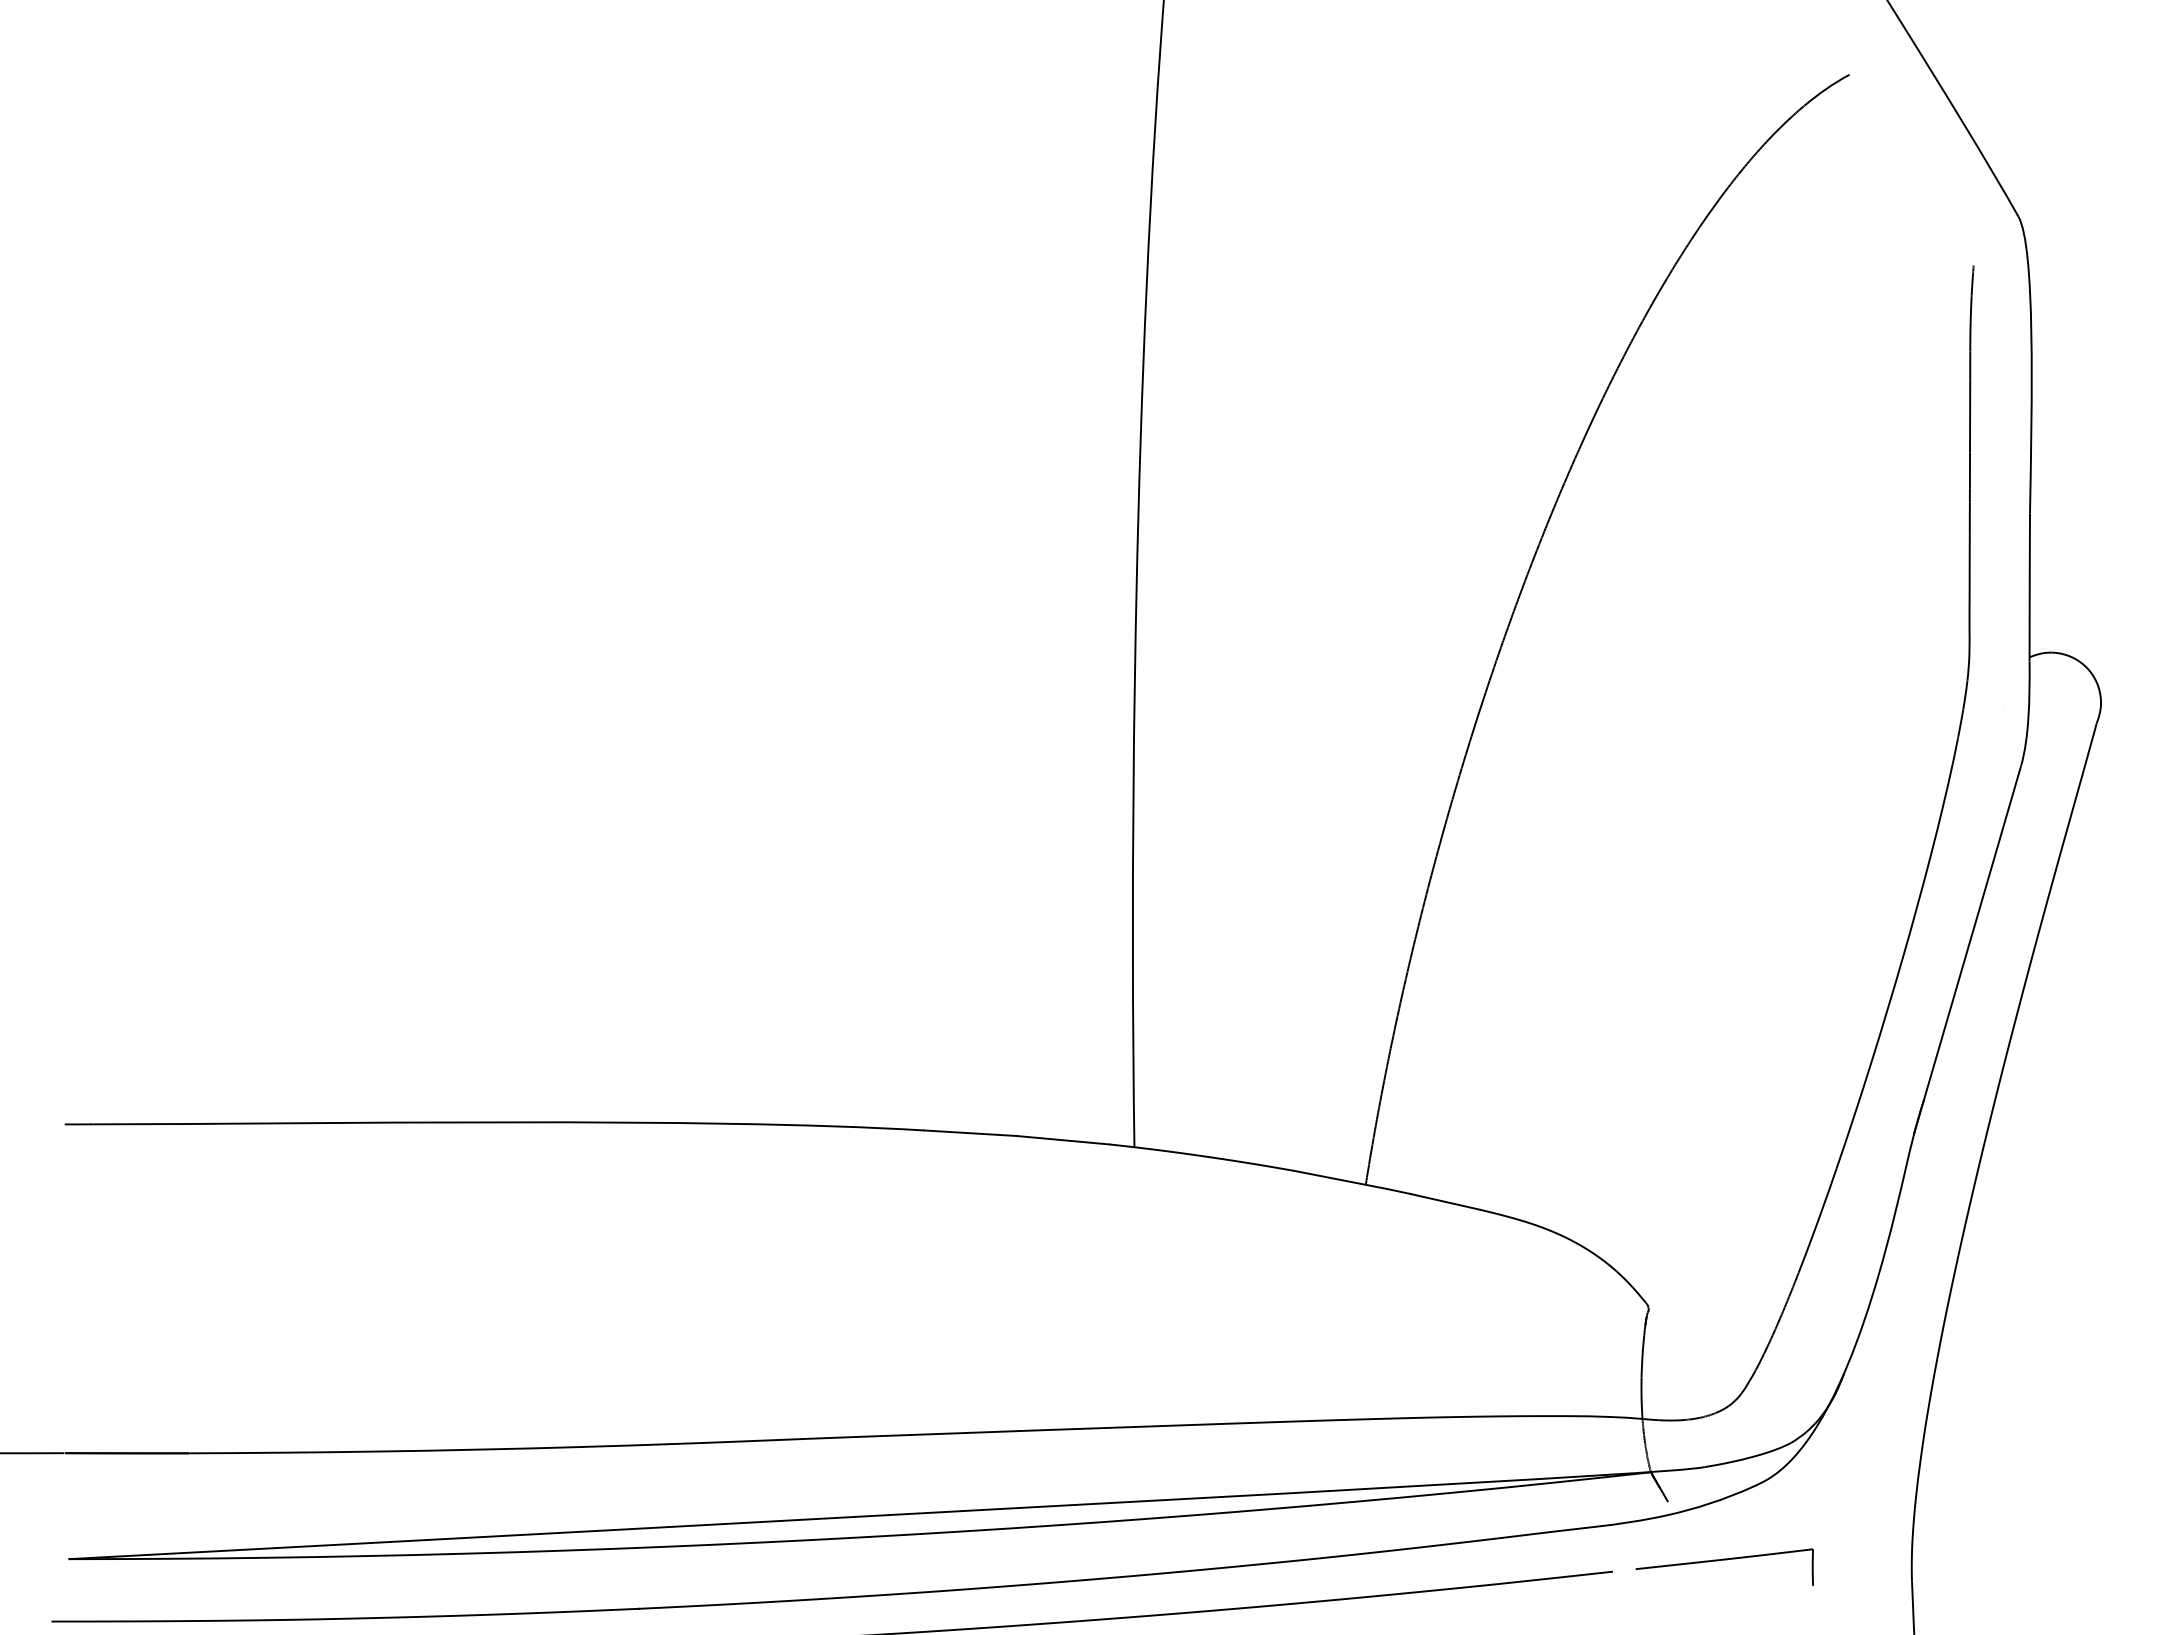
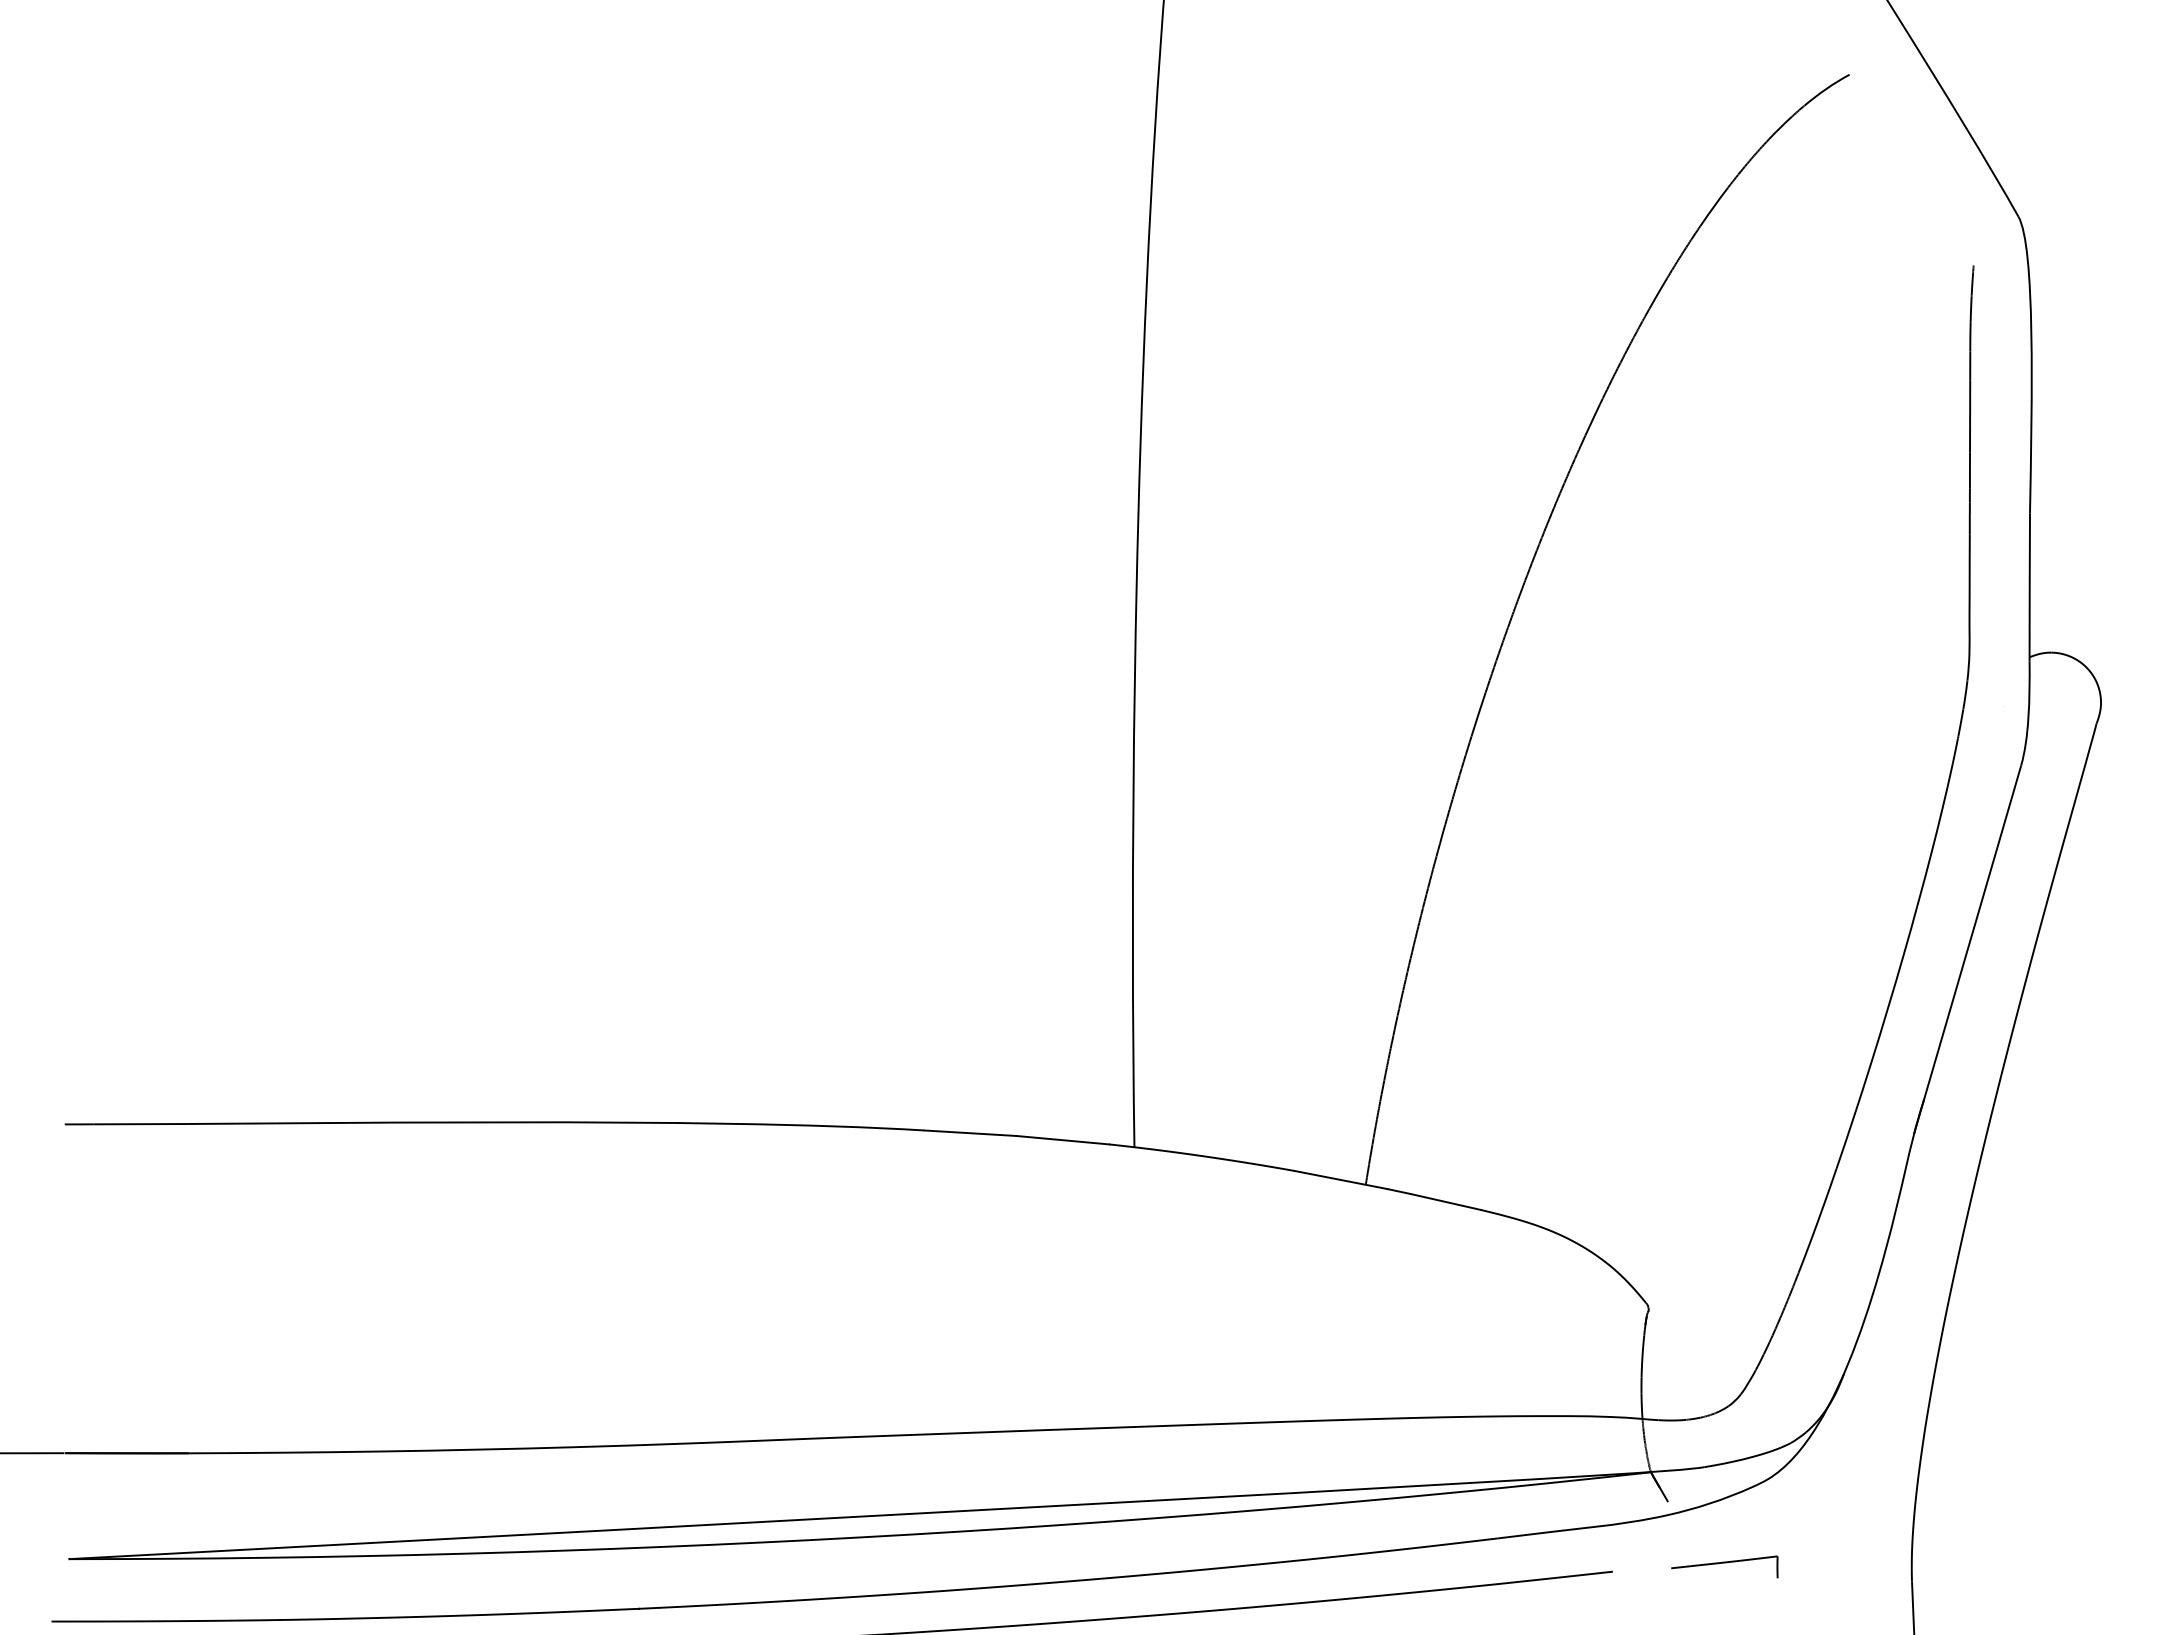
part size: 179x38 px -> 108x24 px (1724, 1566)
